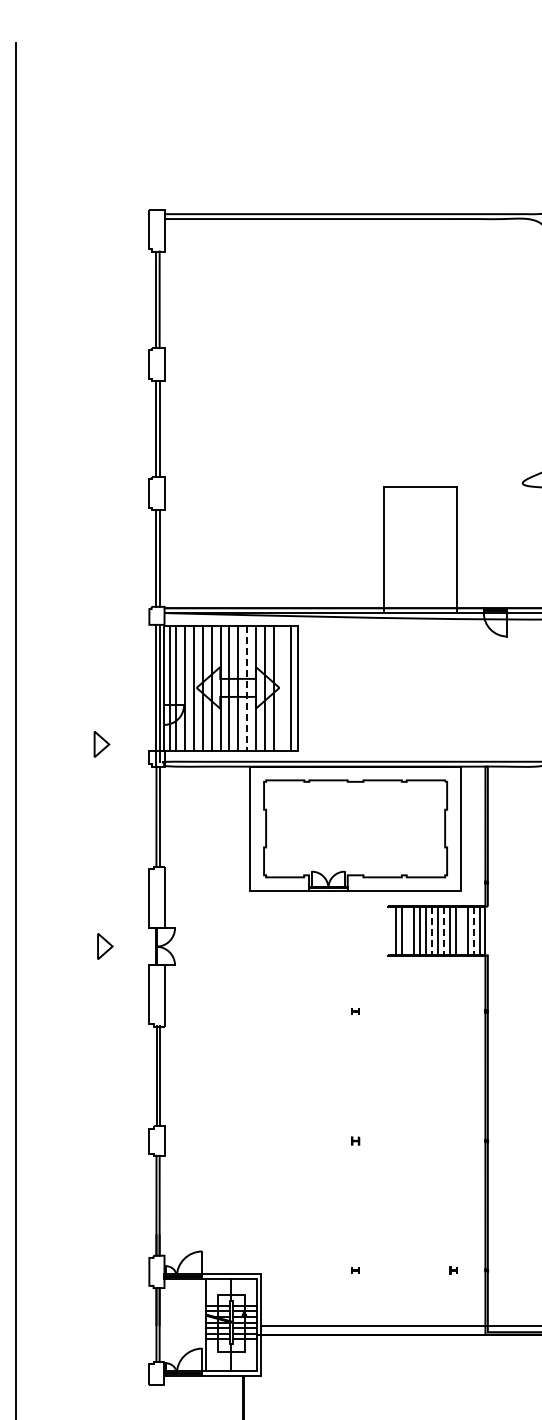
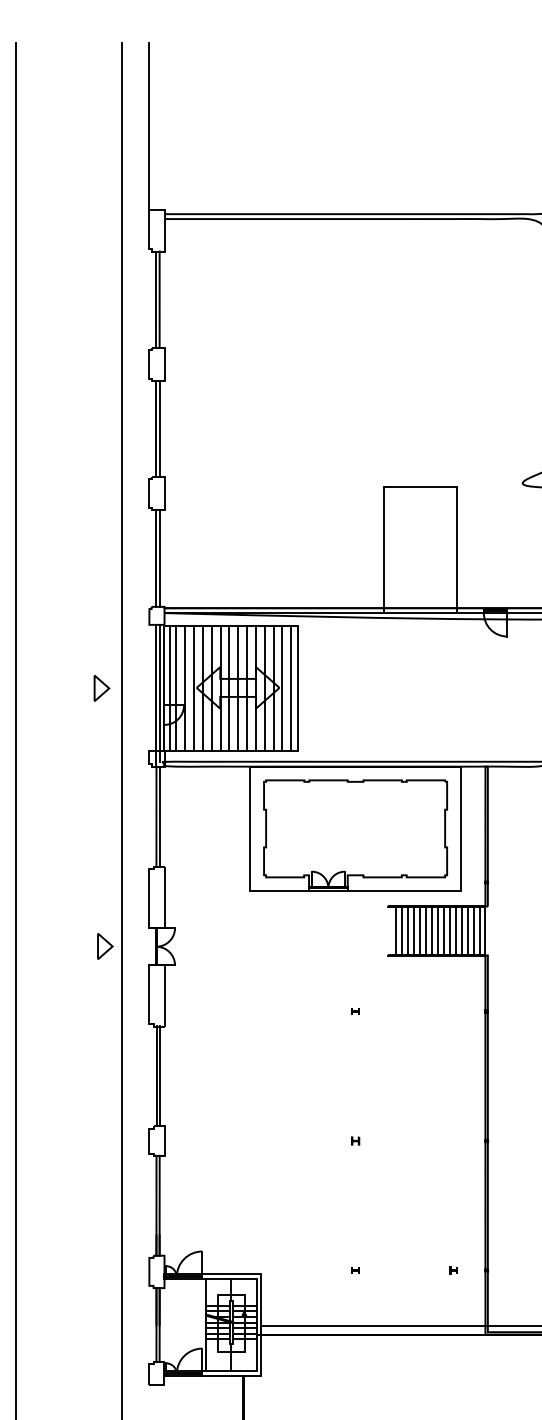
line: none -> present (149, 126)
line: dashed -> solid (247, 688)
line: none -> present (282, 688)
line: none -> present (122, 729)
part position: (101, 744) -> (101, 688) (101, 688)
line: none -> present (407, 930)
line: none -> present (461, 930)
line: dashed -> solid (431, 931)
line: dashed -> solid (443, 931)
line: dashed -> solid (473, 931)
